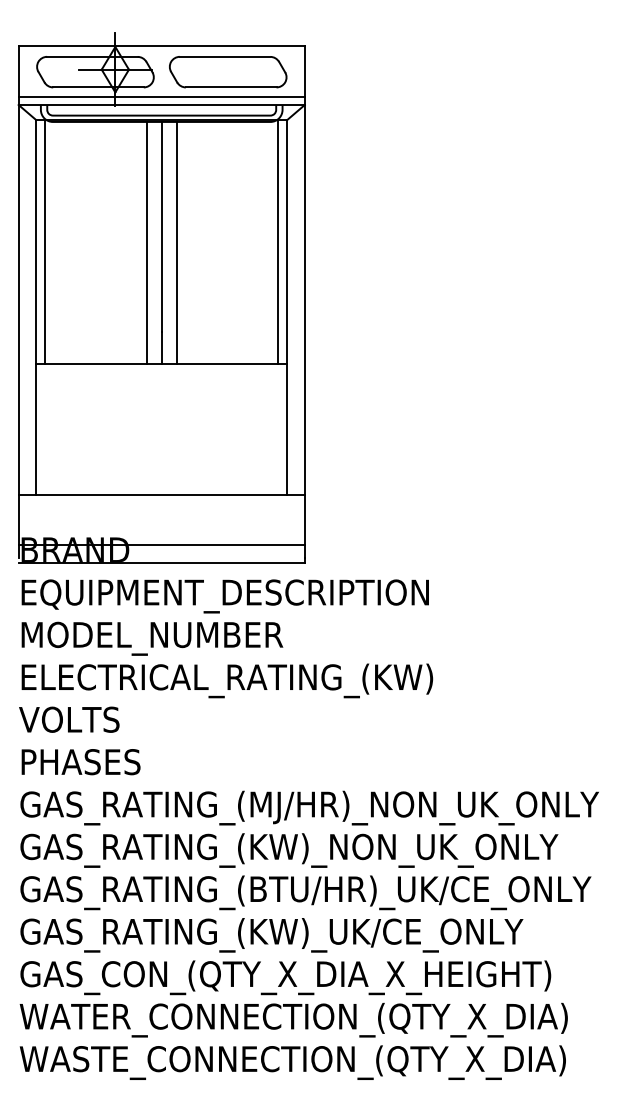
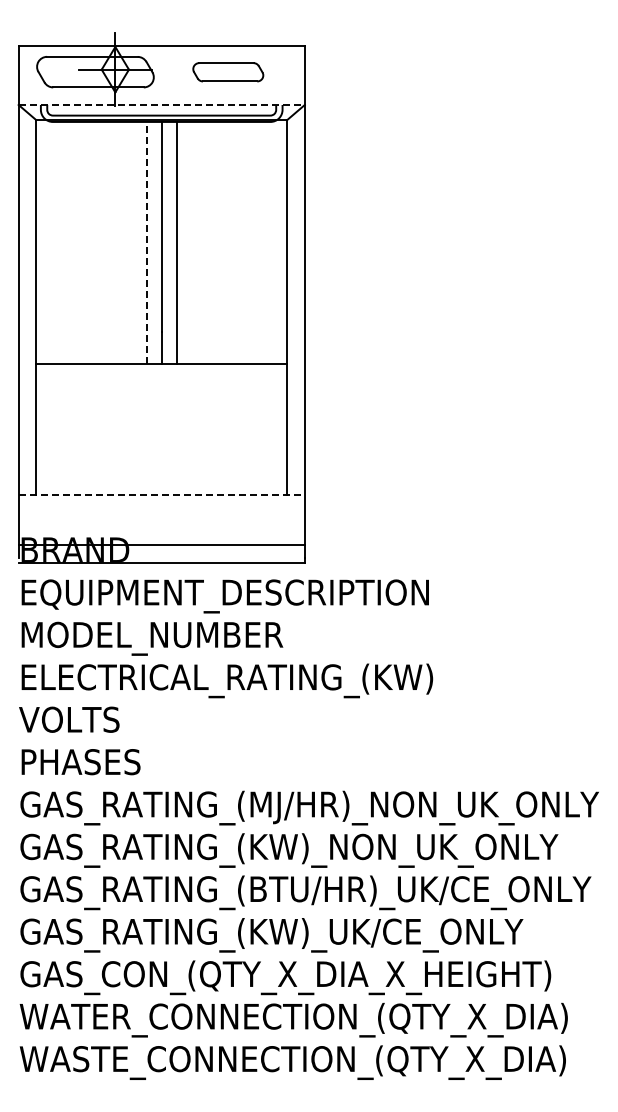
part size: 119x33 px -> 73x21 px (228, 72)
line: present -> none (161, 97)
line: solid -> dashed (162, 104)
line: present -> none (45, 241)
line: present -> none (277, 241)
line: solid -> dashed (146, 242)
line: solid -> dashed (162, 494)
